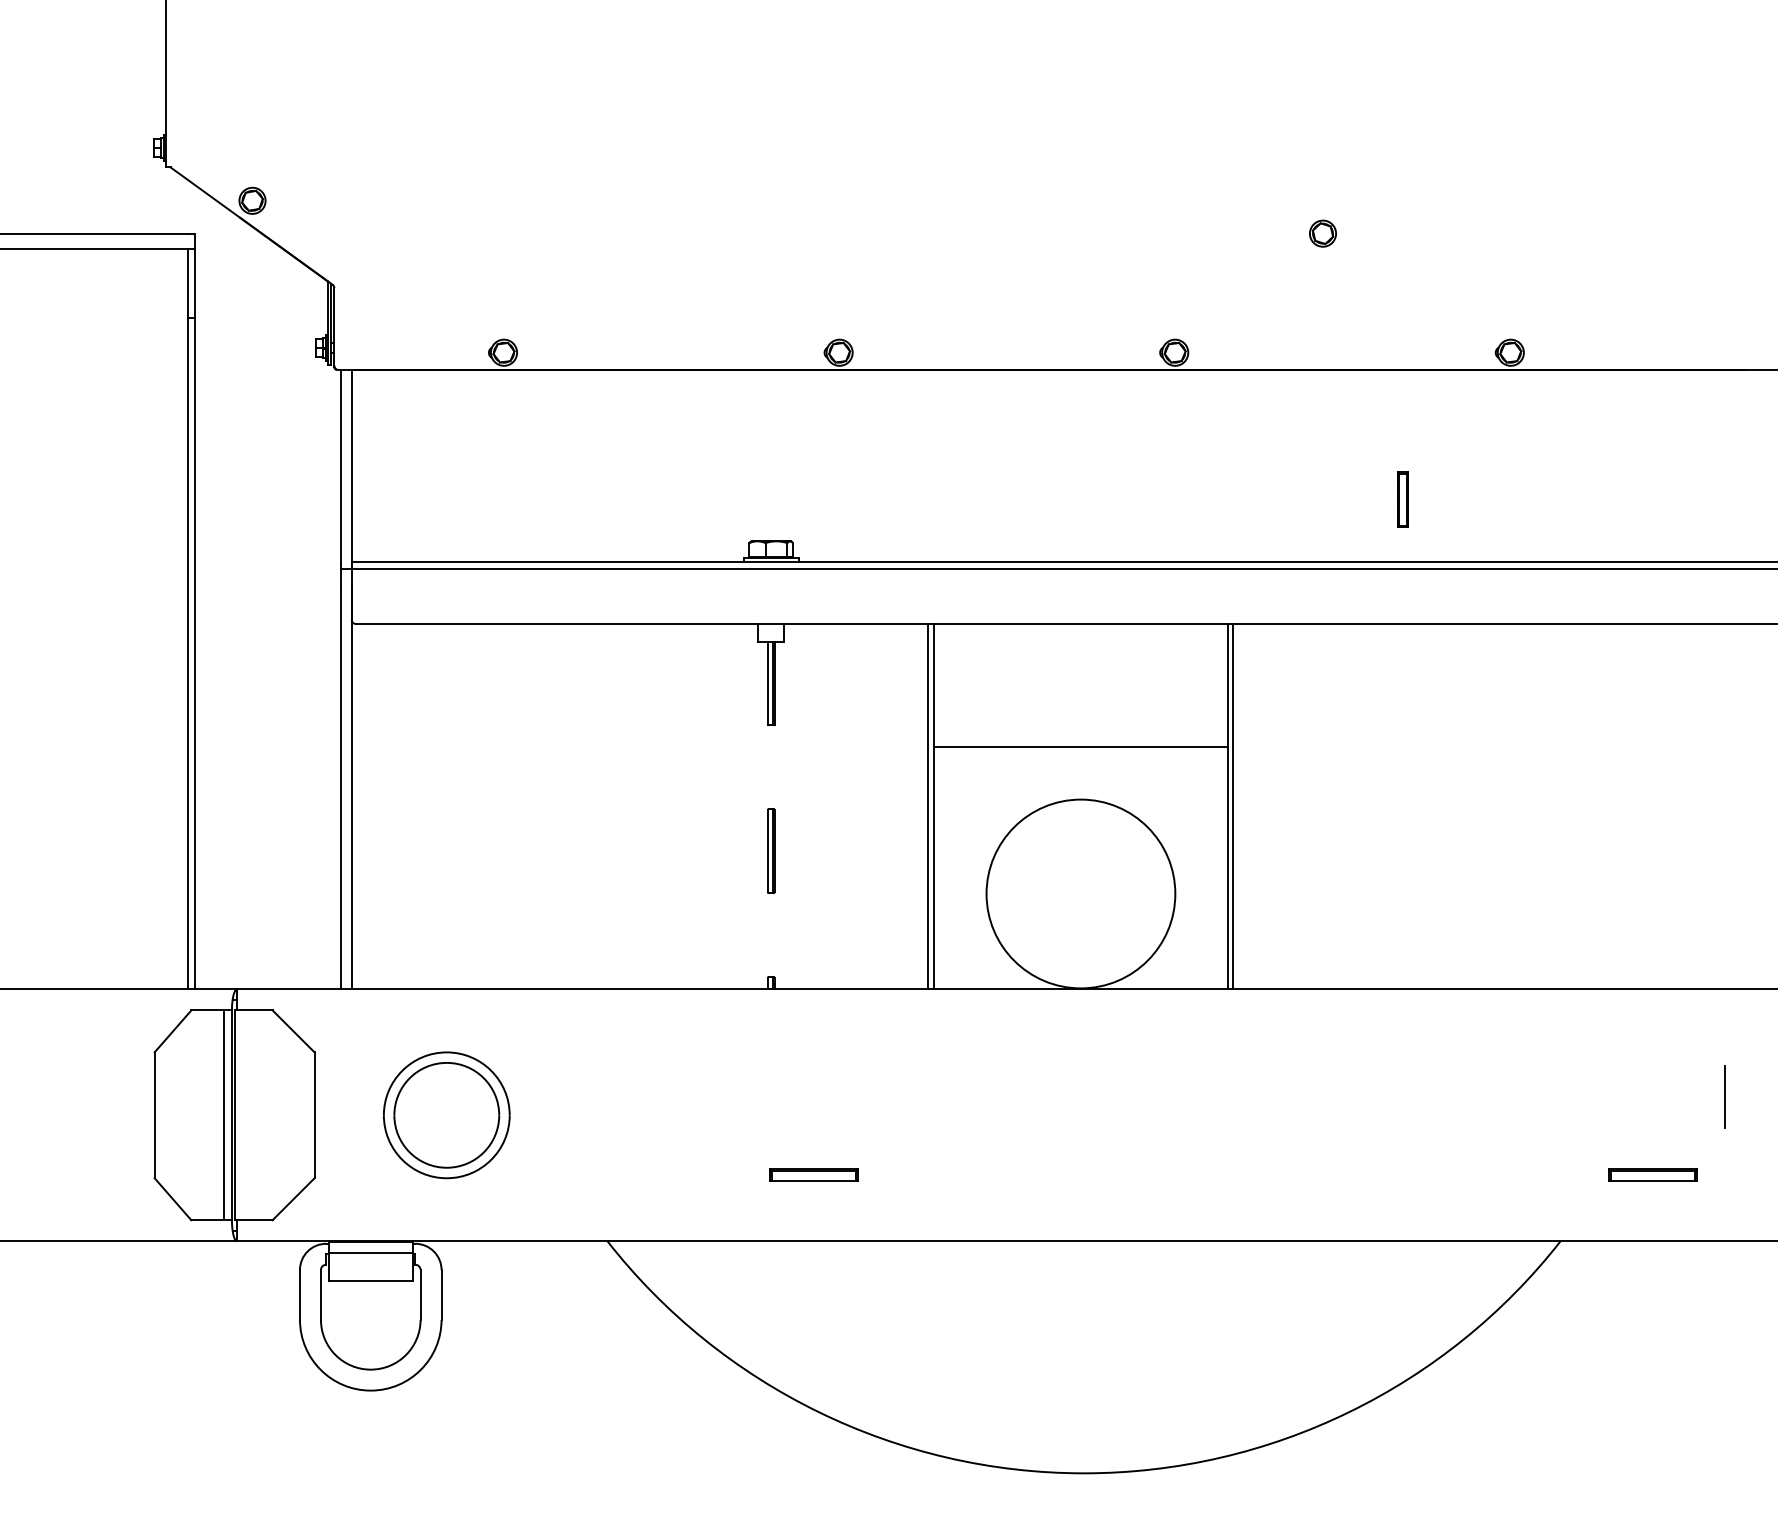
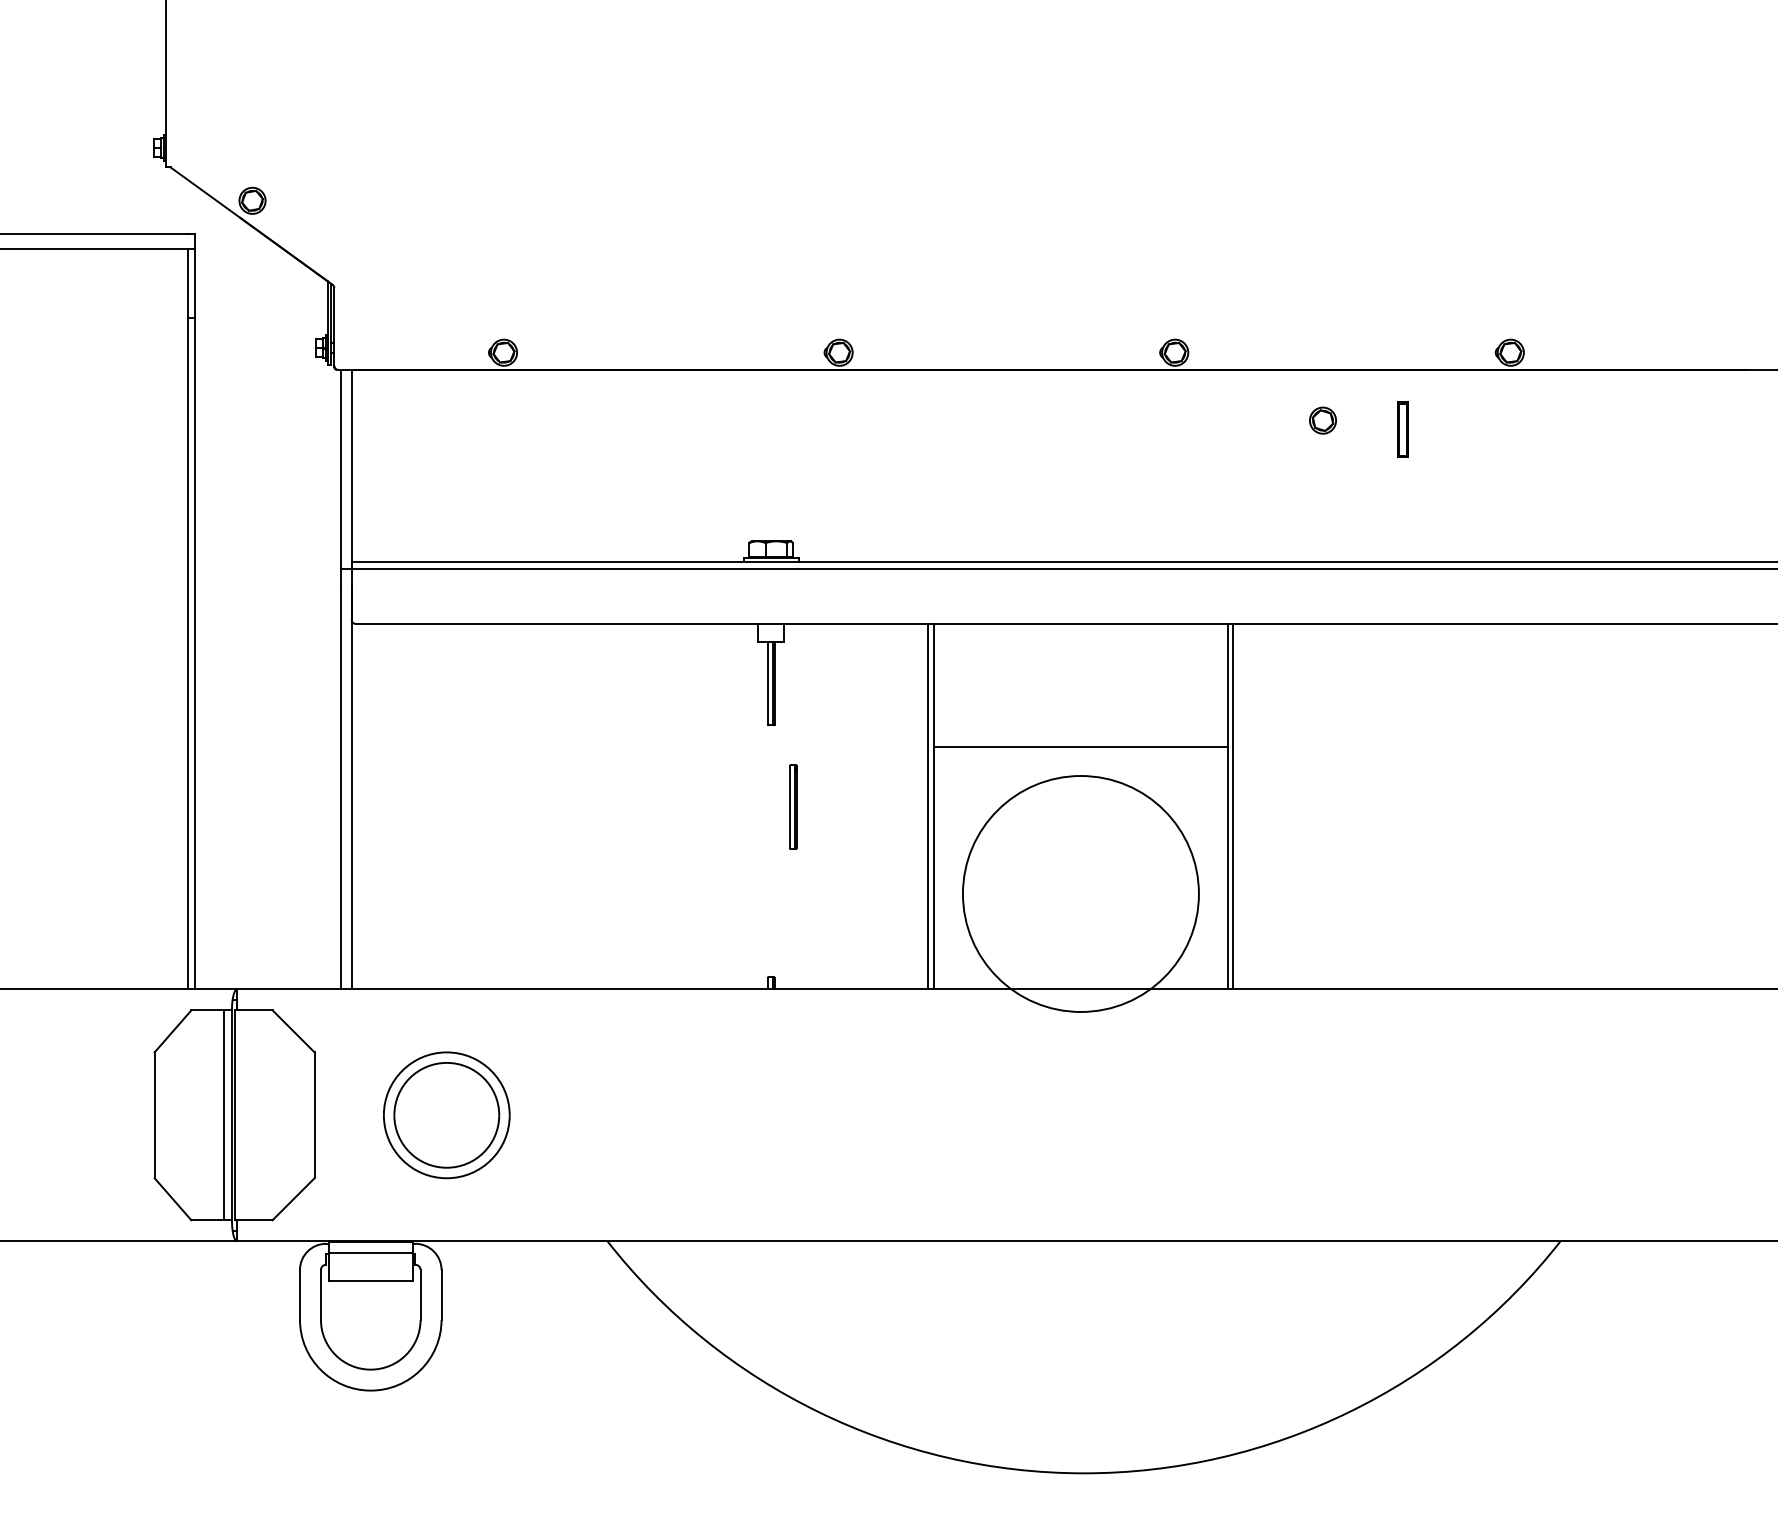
part position: (1322, 233) -> (1322, 420) (1322, 420)
part position: (1402, 499) -> (1402, 429) (1402, 429)
part position: (771, 850) -> (793, 806) (793, 806)
circle diameter: 189 px -> 236 px (1080, 893)
line: present -> none (1724, 1096)
part: present -> none (813, 1174)
part: present -> none (1652, 1174)
